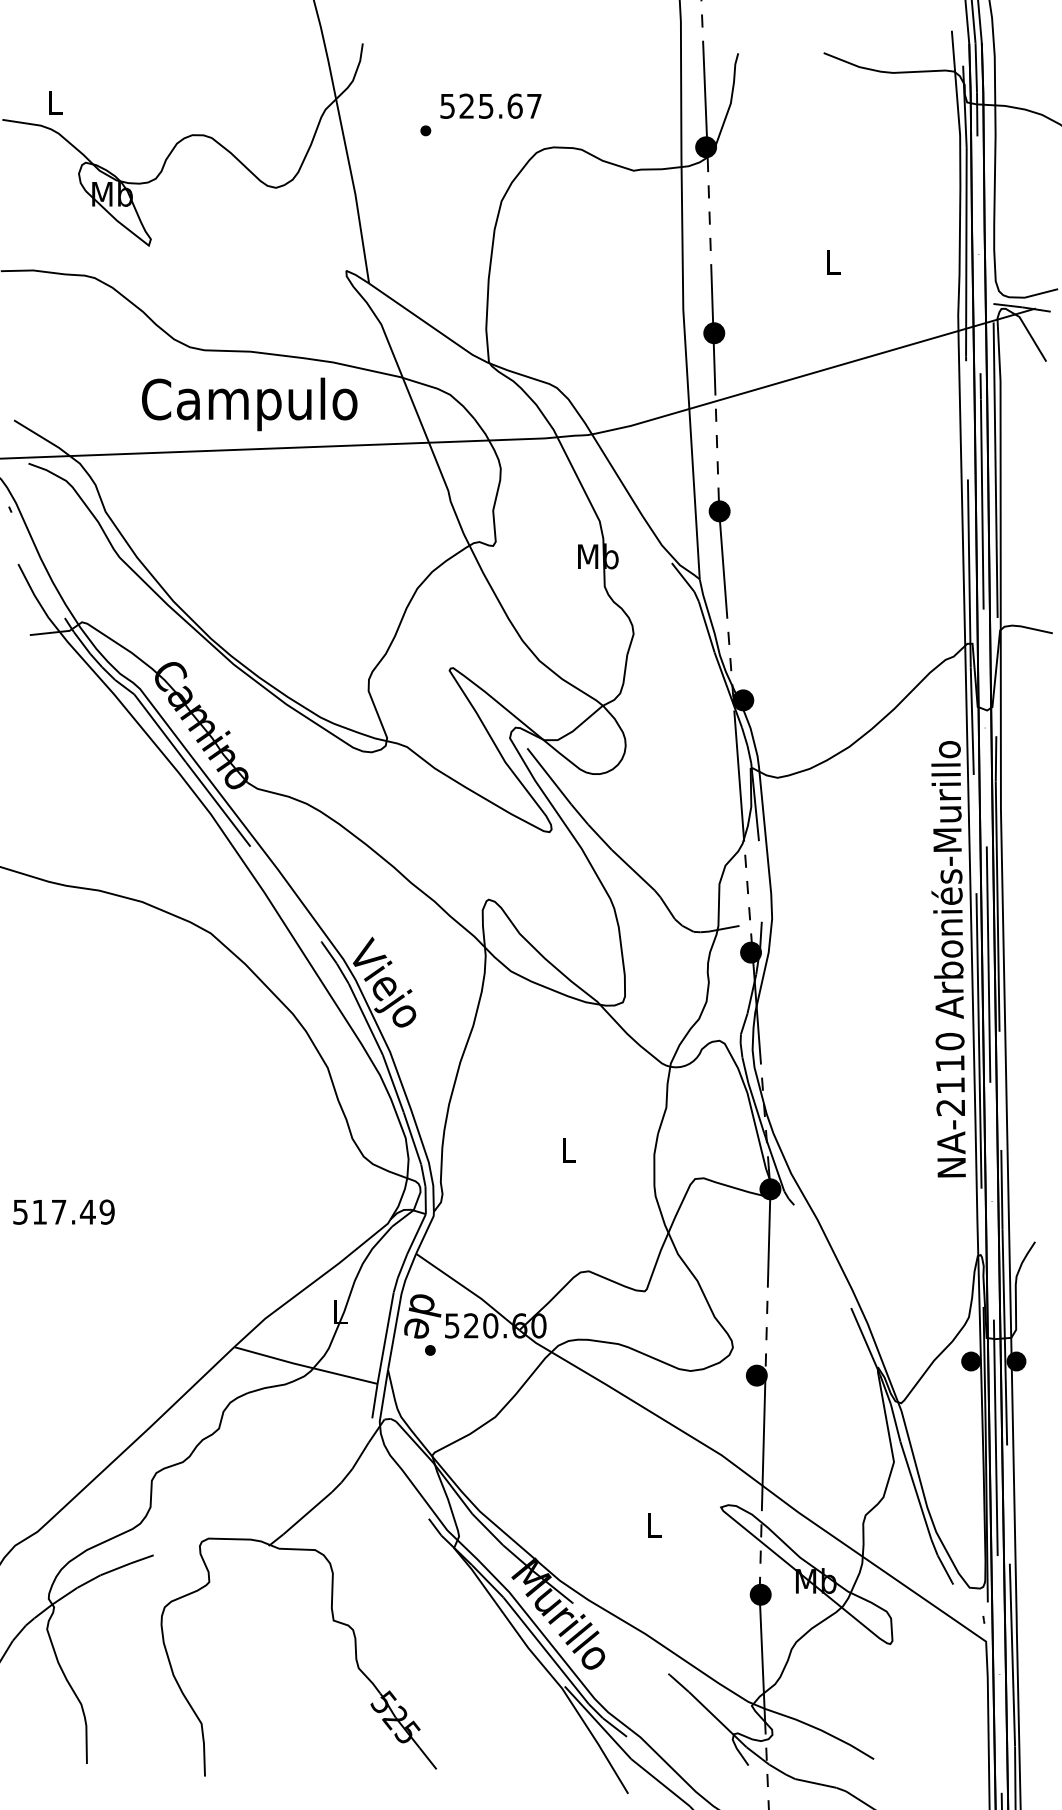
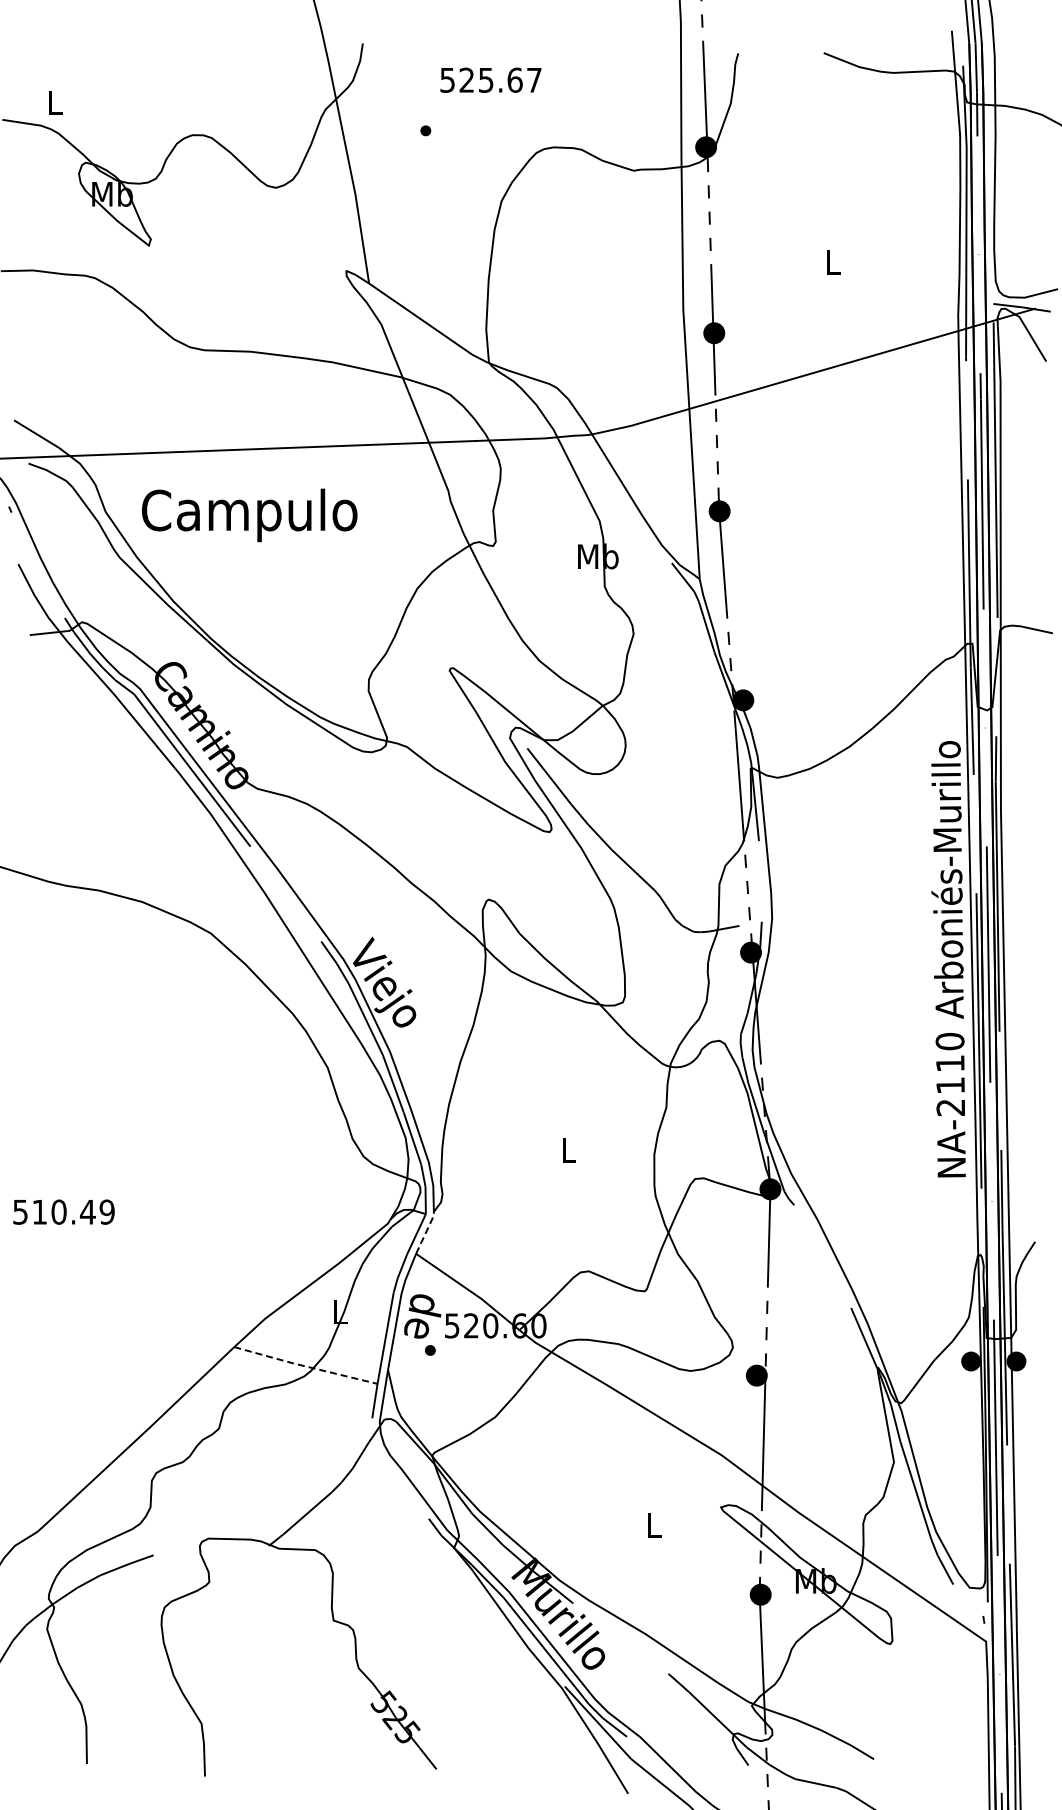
text position: (490, 105) -> (490, 79) (490, 79)
text position: (249, 404) -> (249, 515) (249, 515)
text: 517.49 -> 510.49 (58, 1211)
line: solid -> dashed (426, 1232)
line: solid -> dashed (305, 1366)
